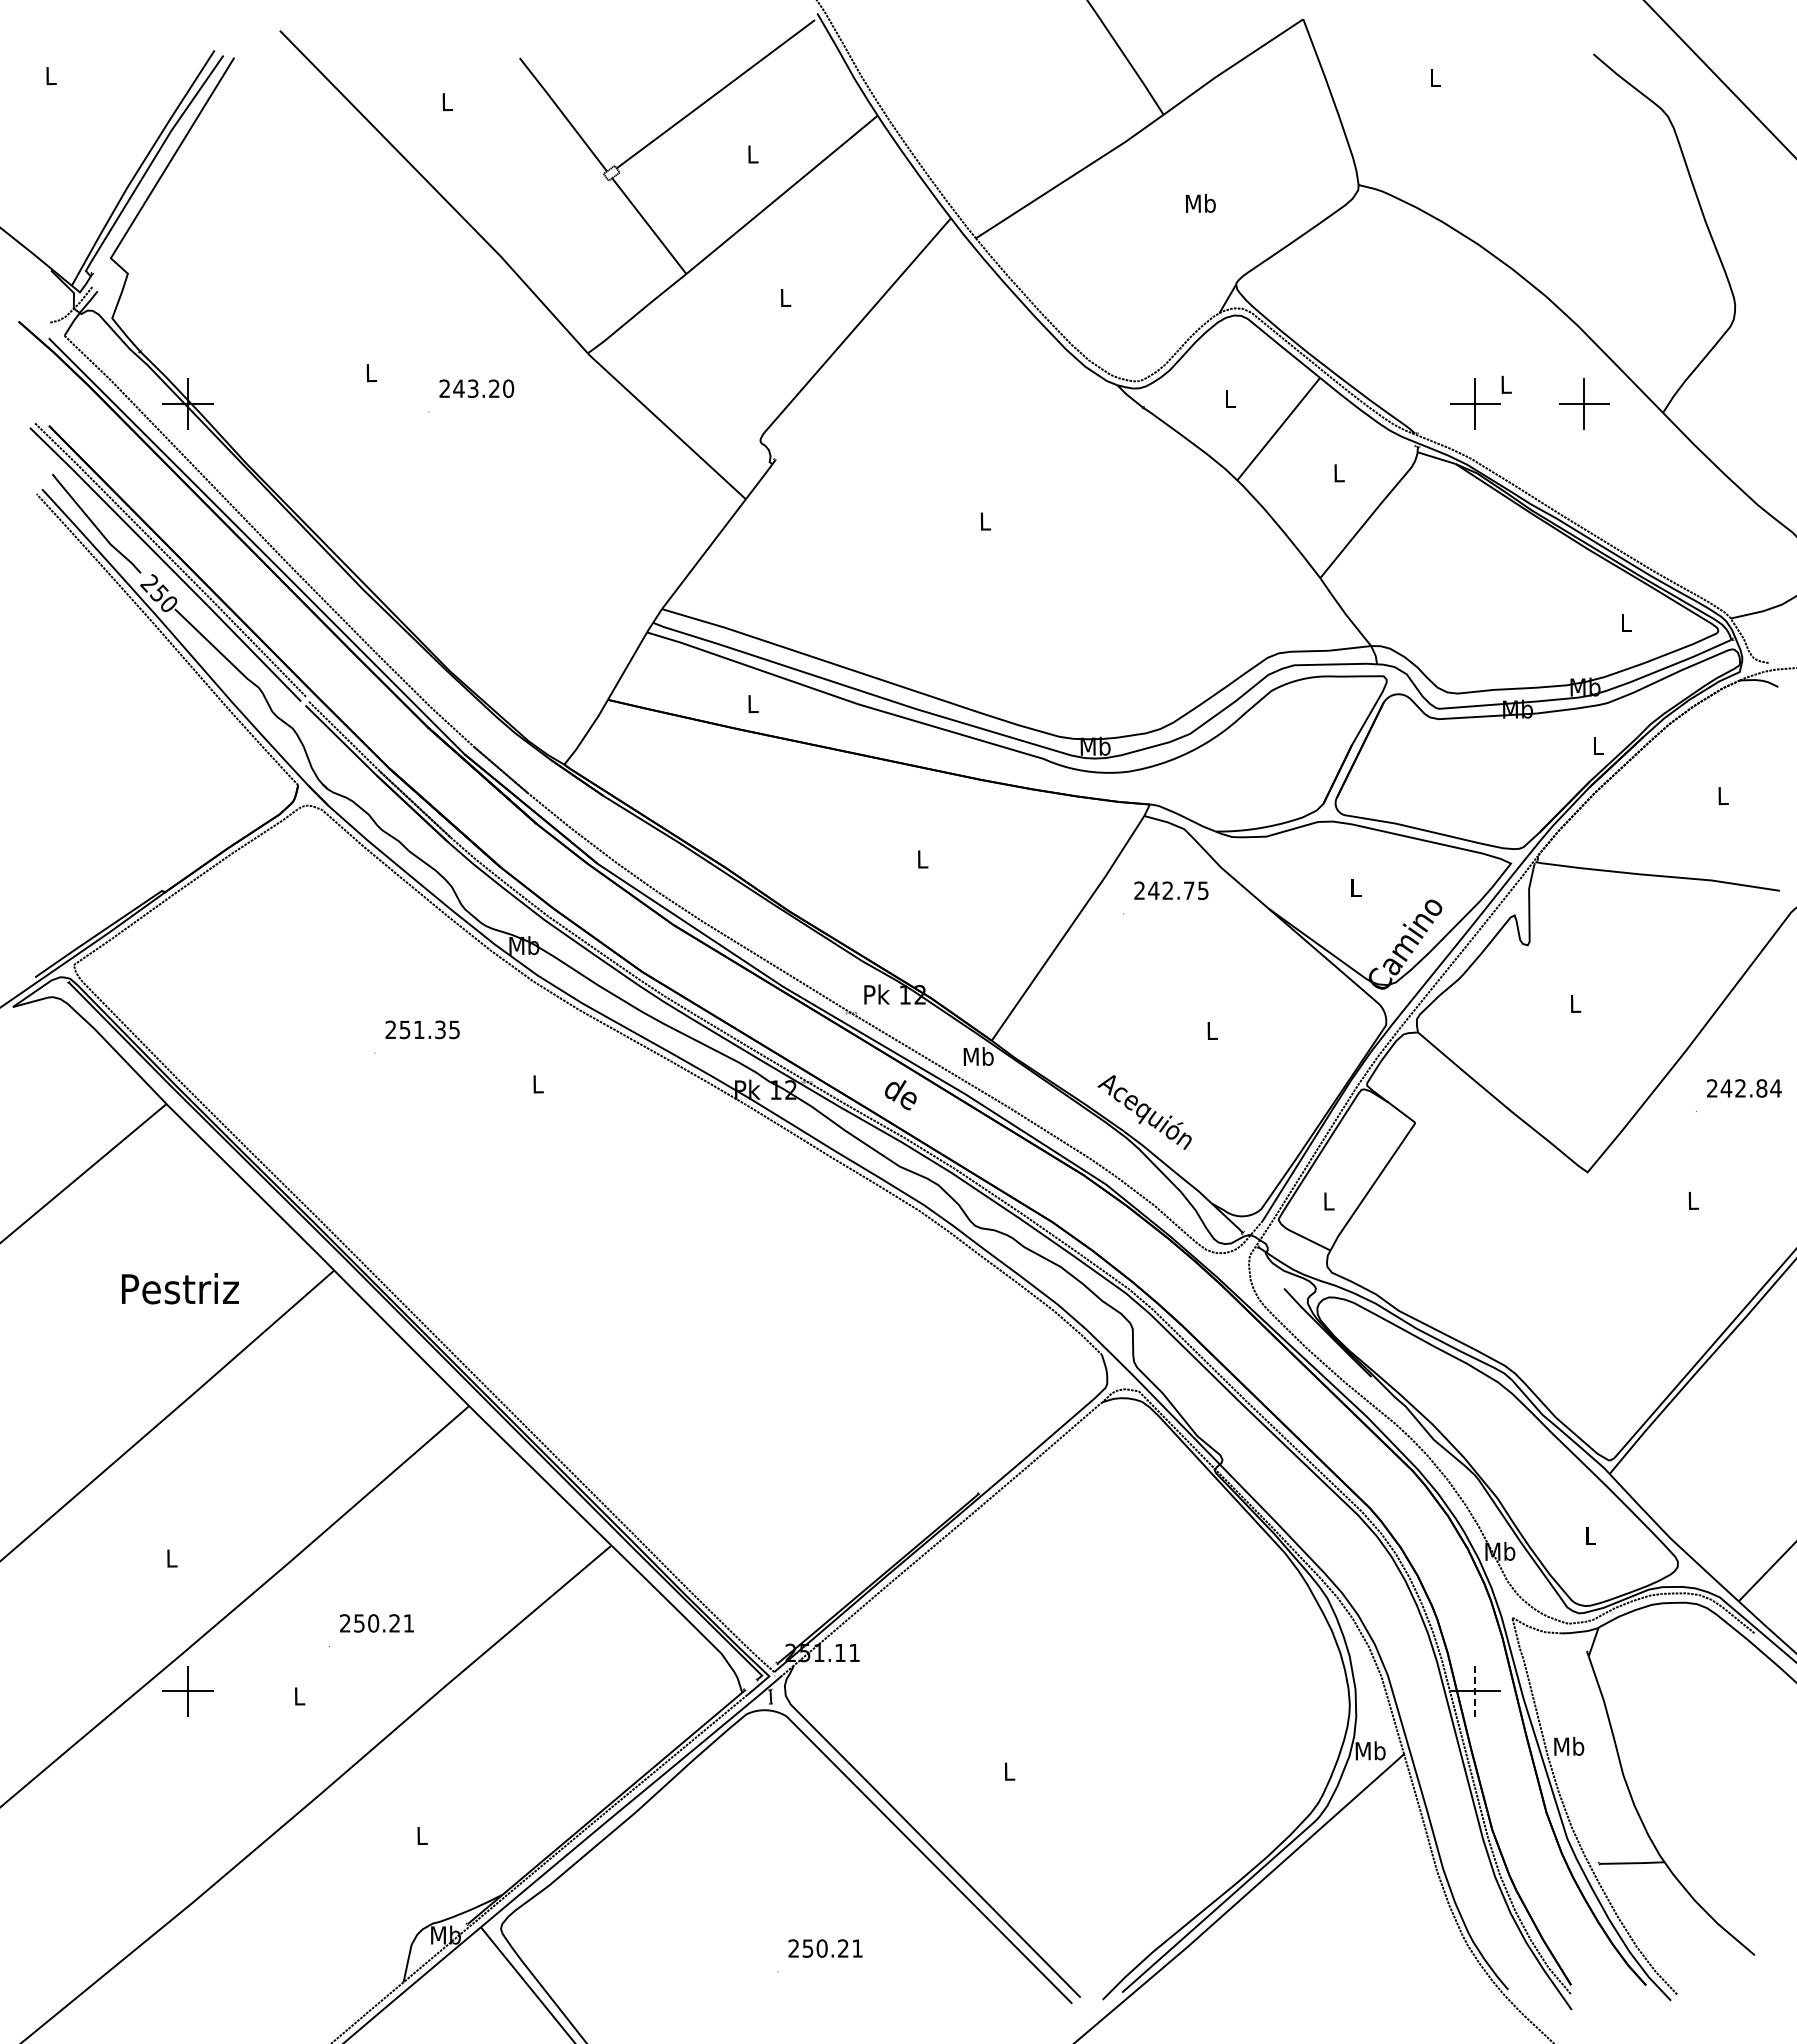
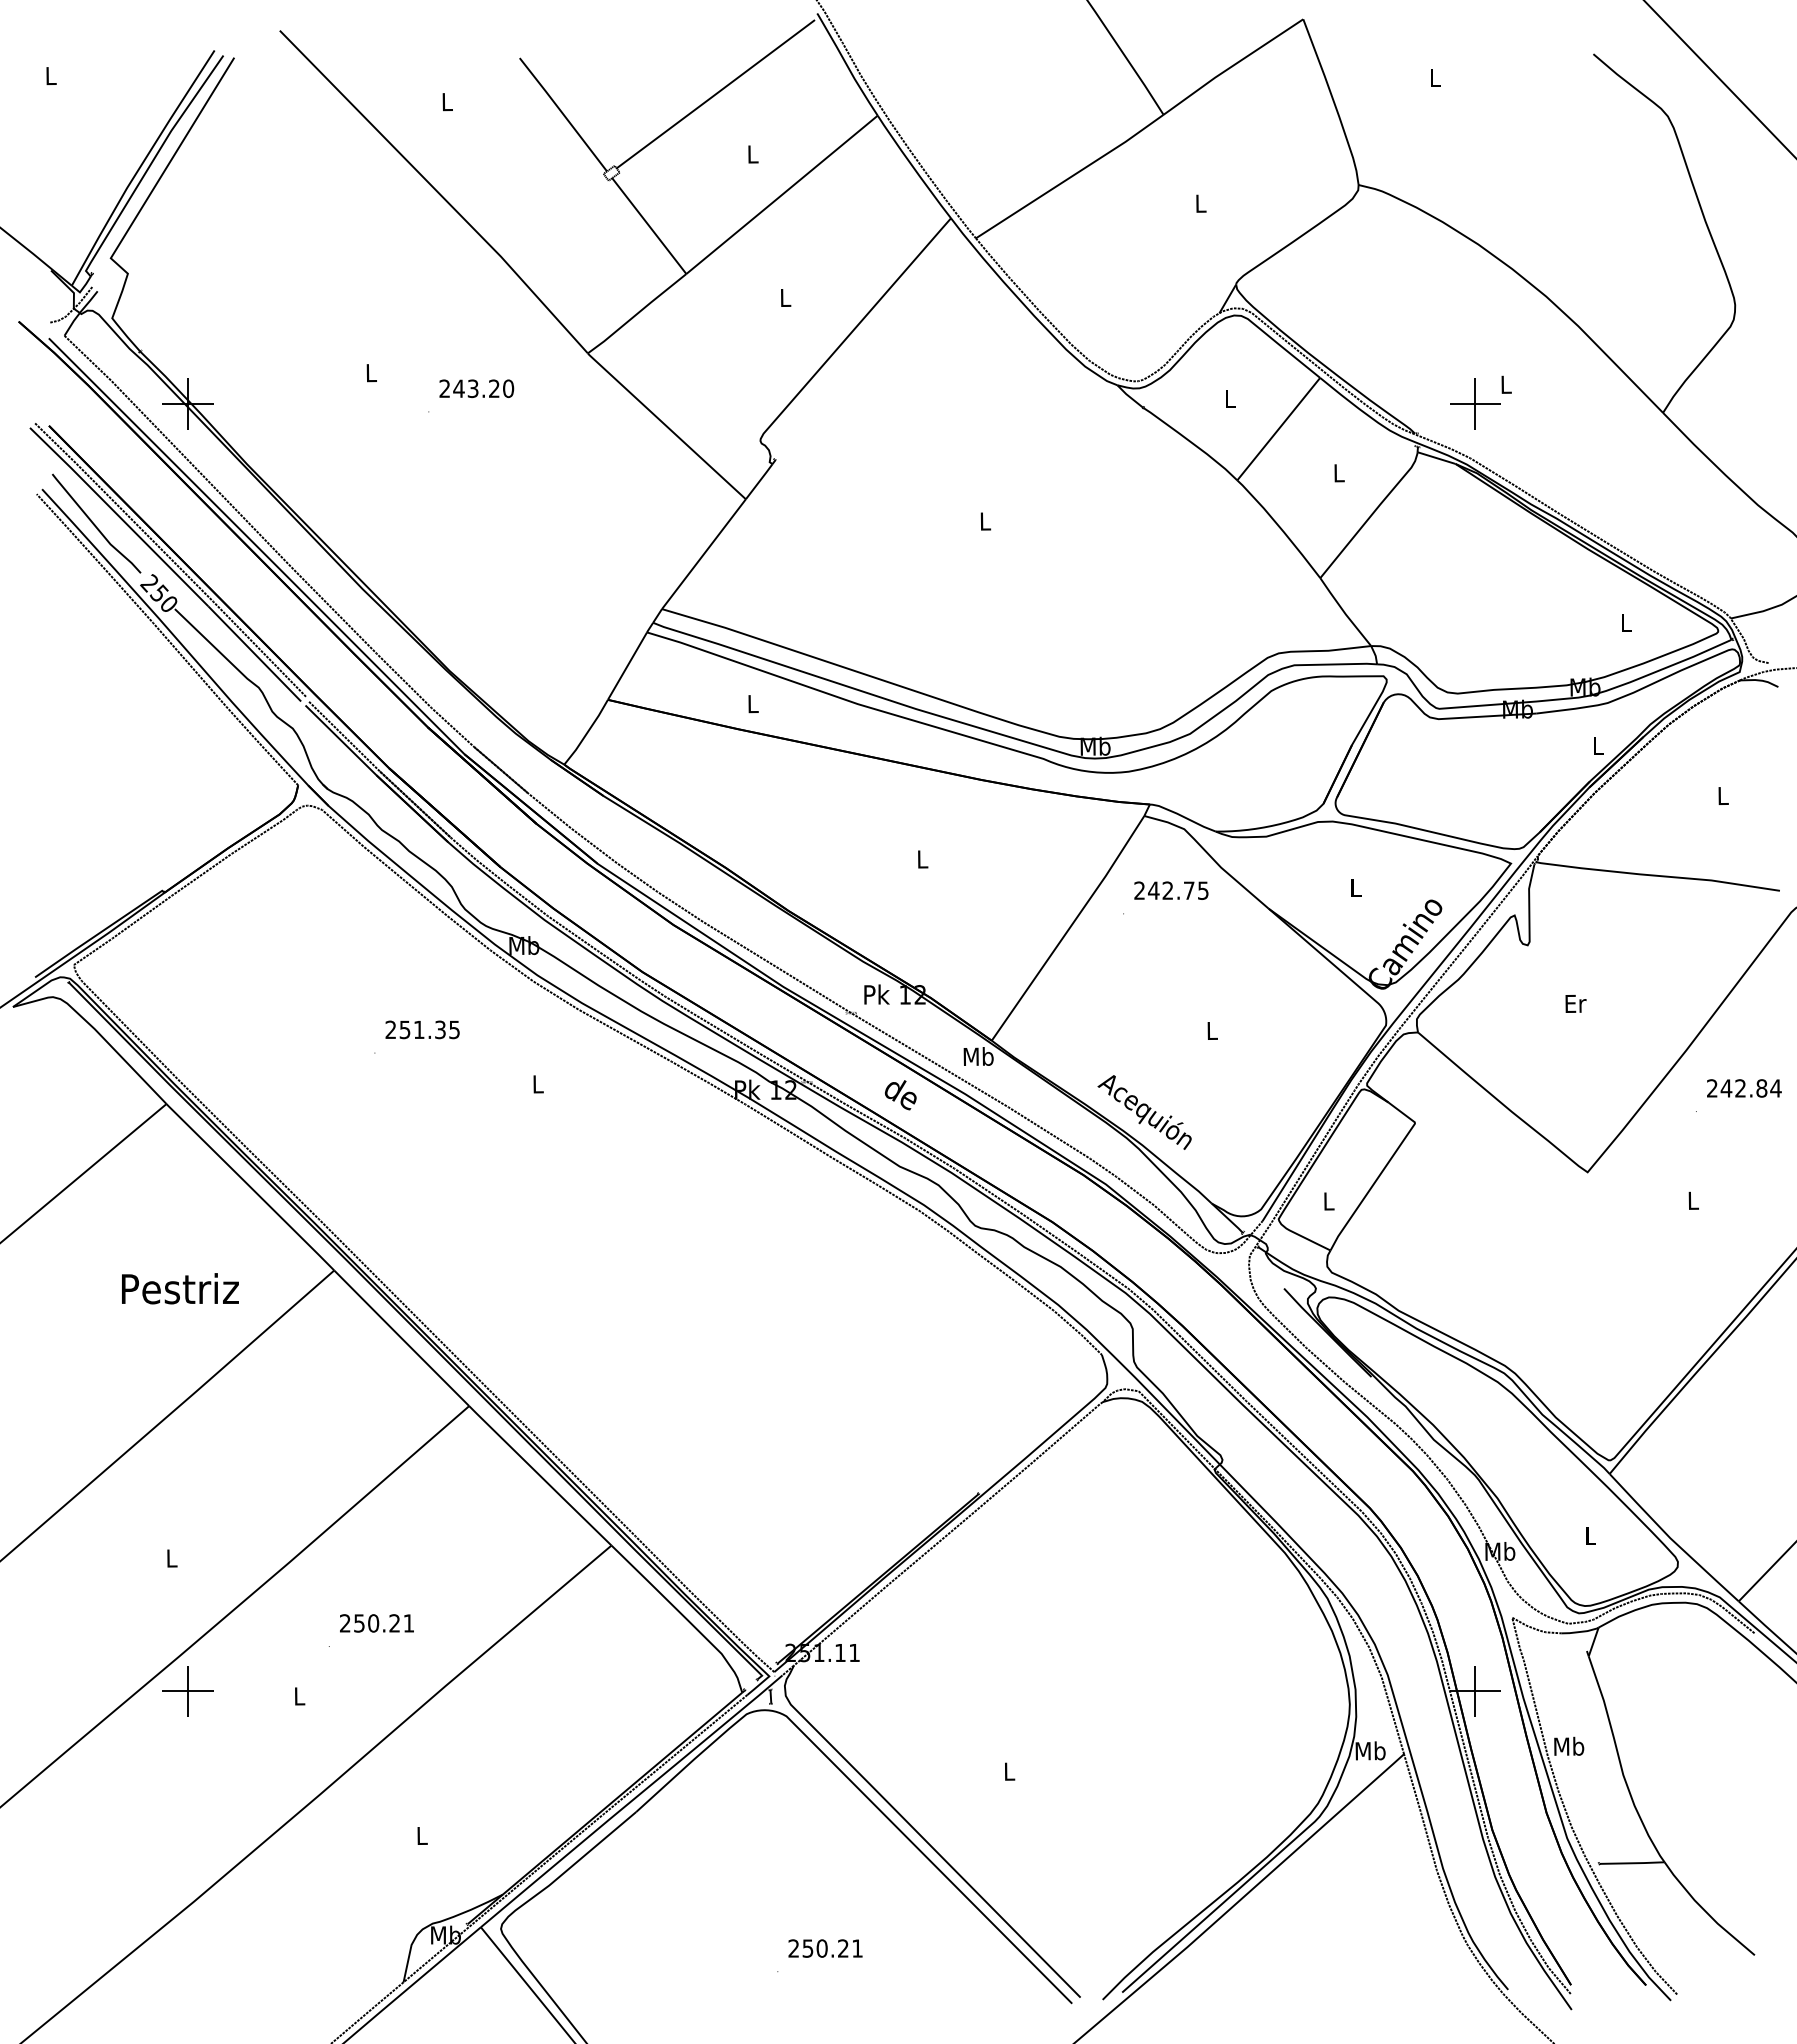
text: Mb -> L (1200, 203)
part: present -> none (1584, 403)
text: L -> Er (1575, 1003)
line: dashed -> solid (1475, 1691)
